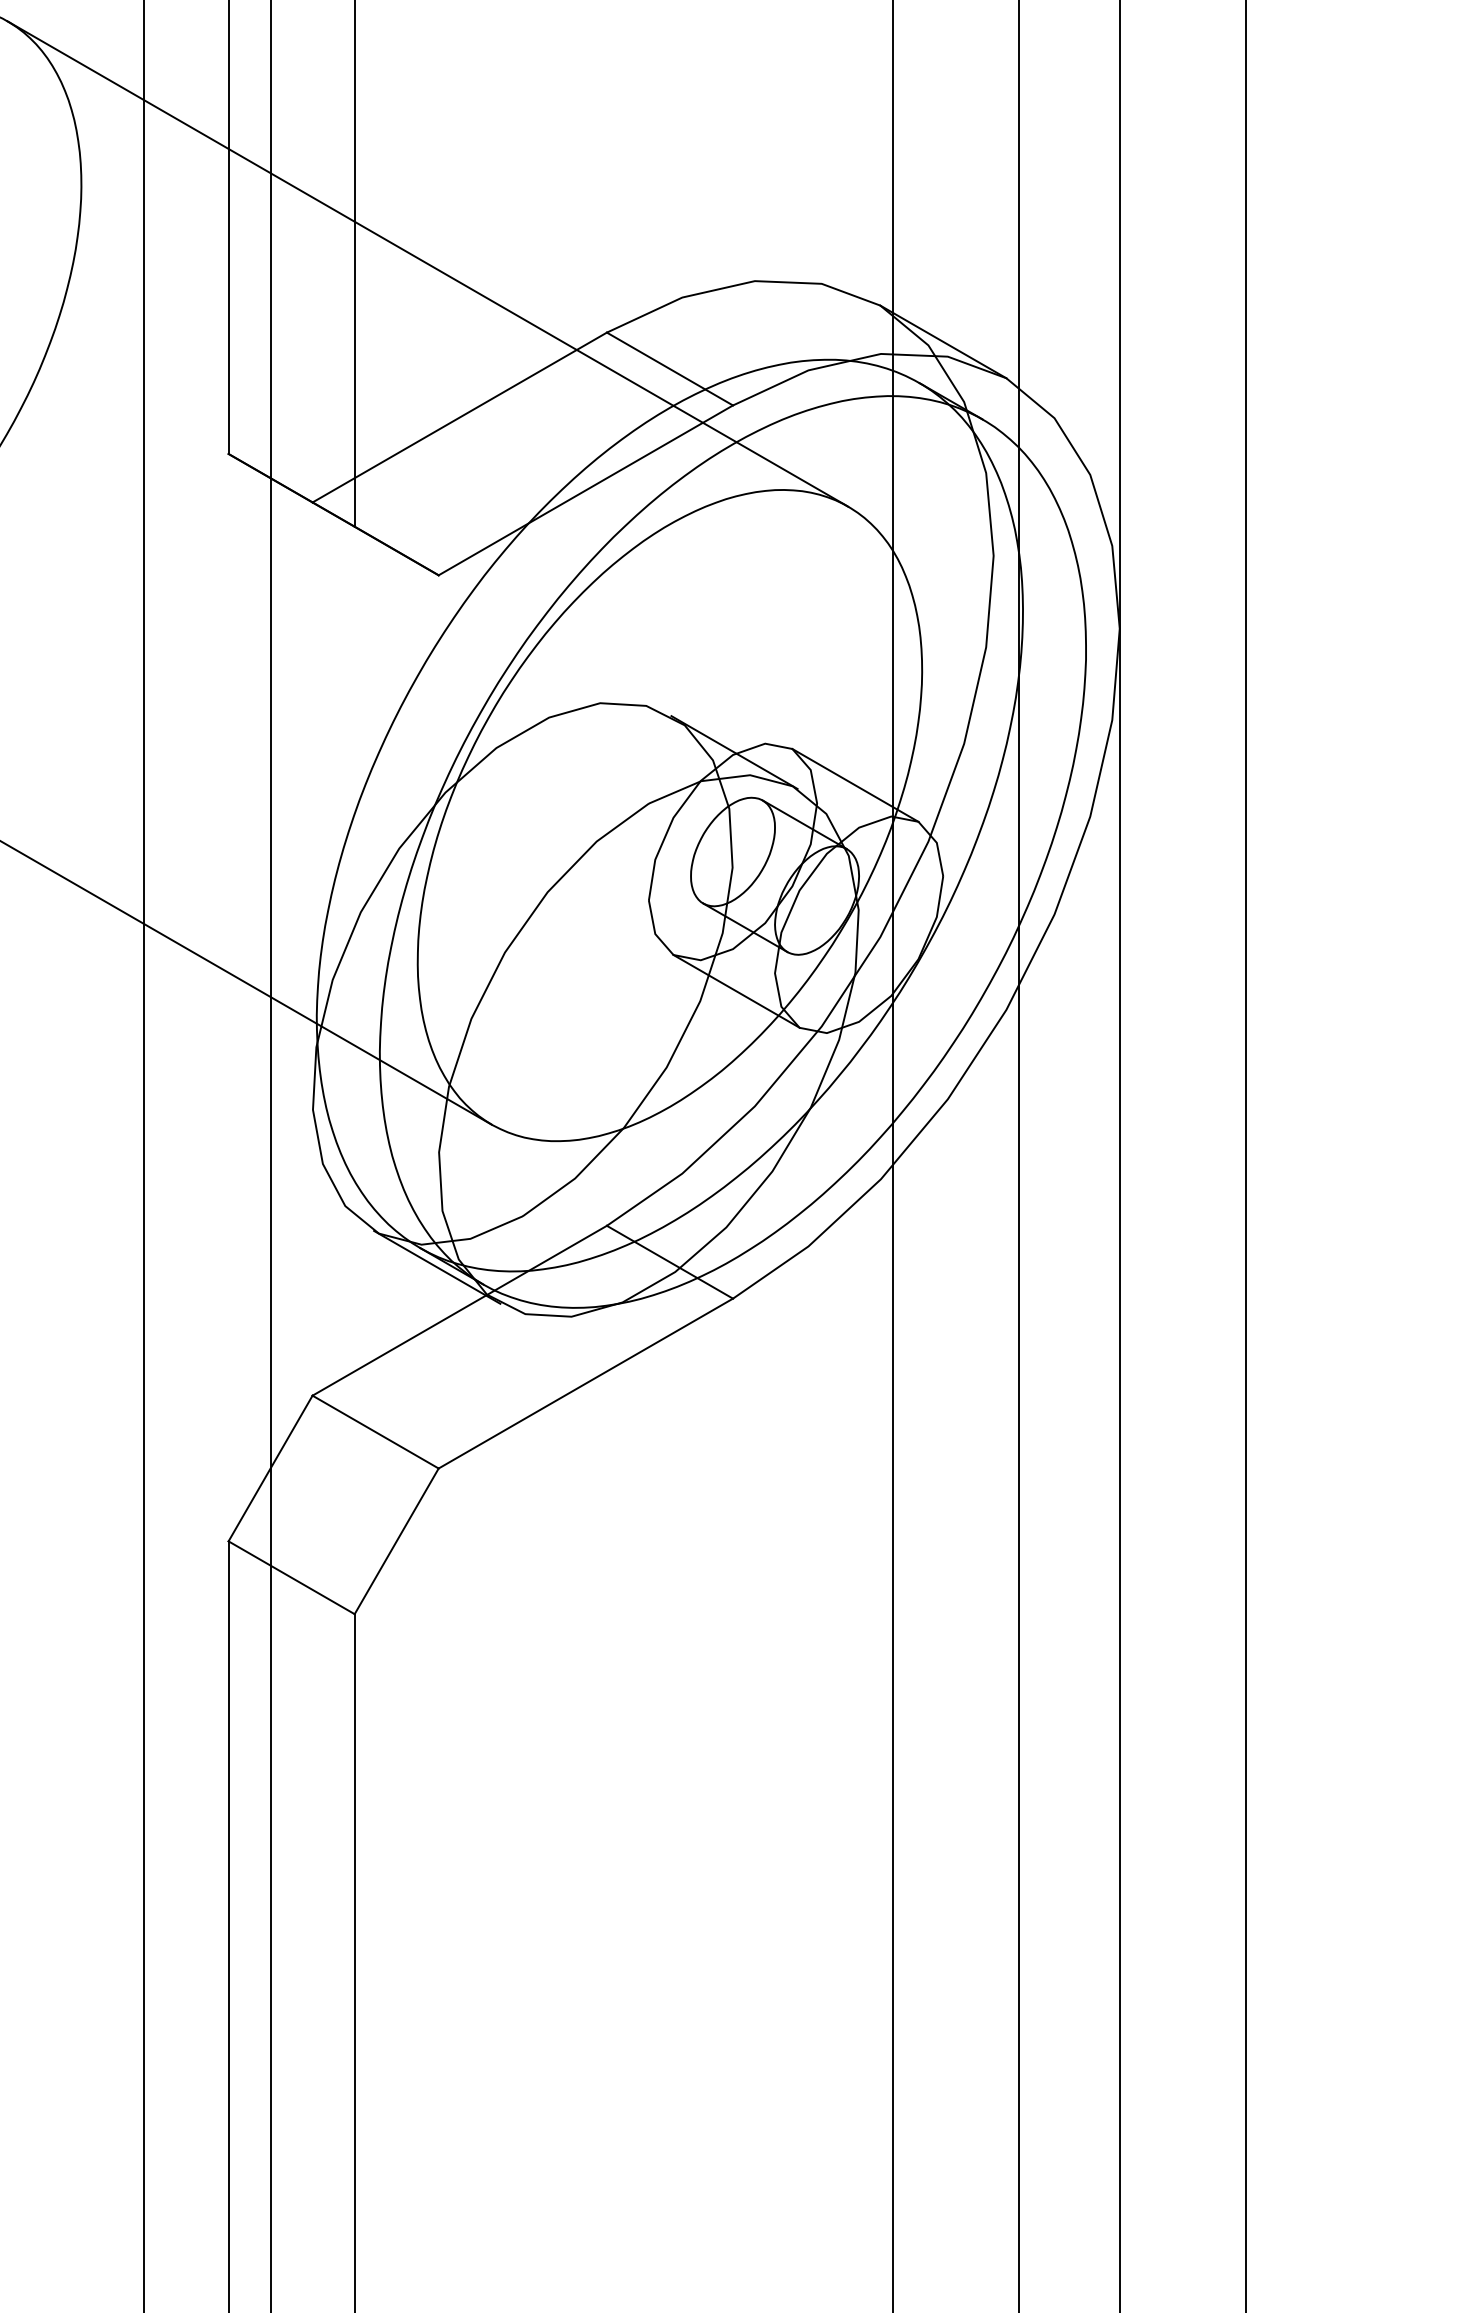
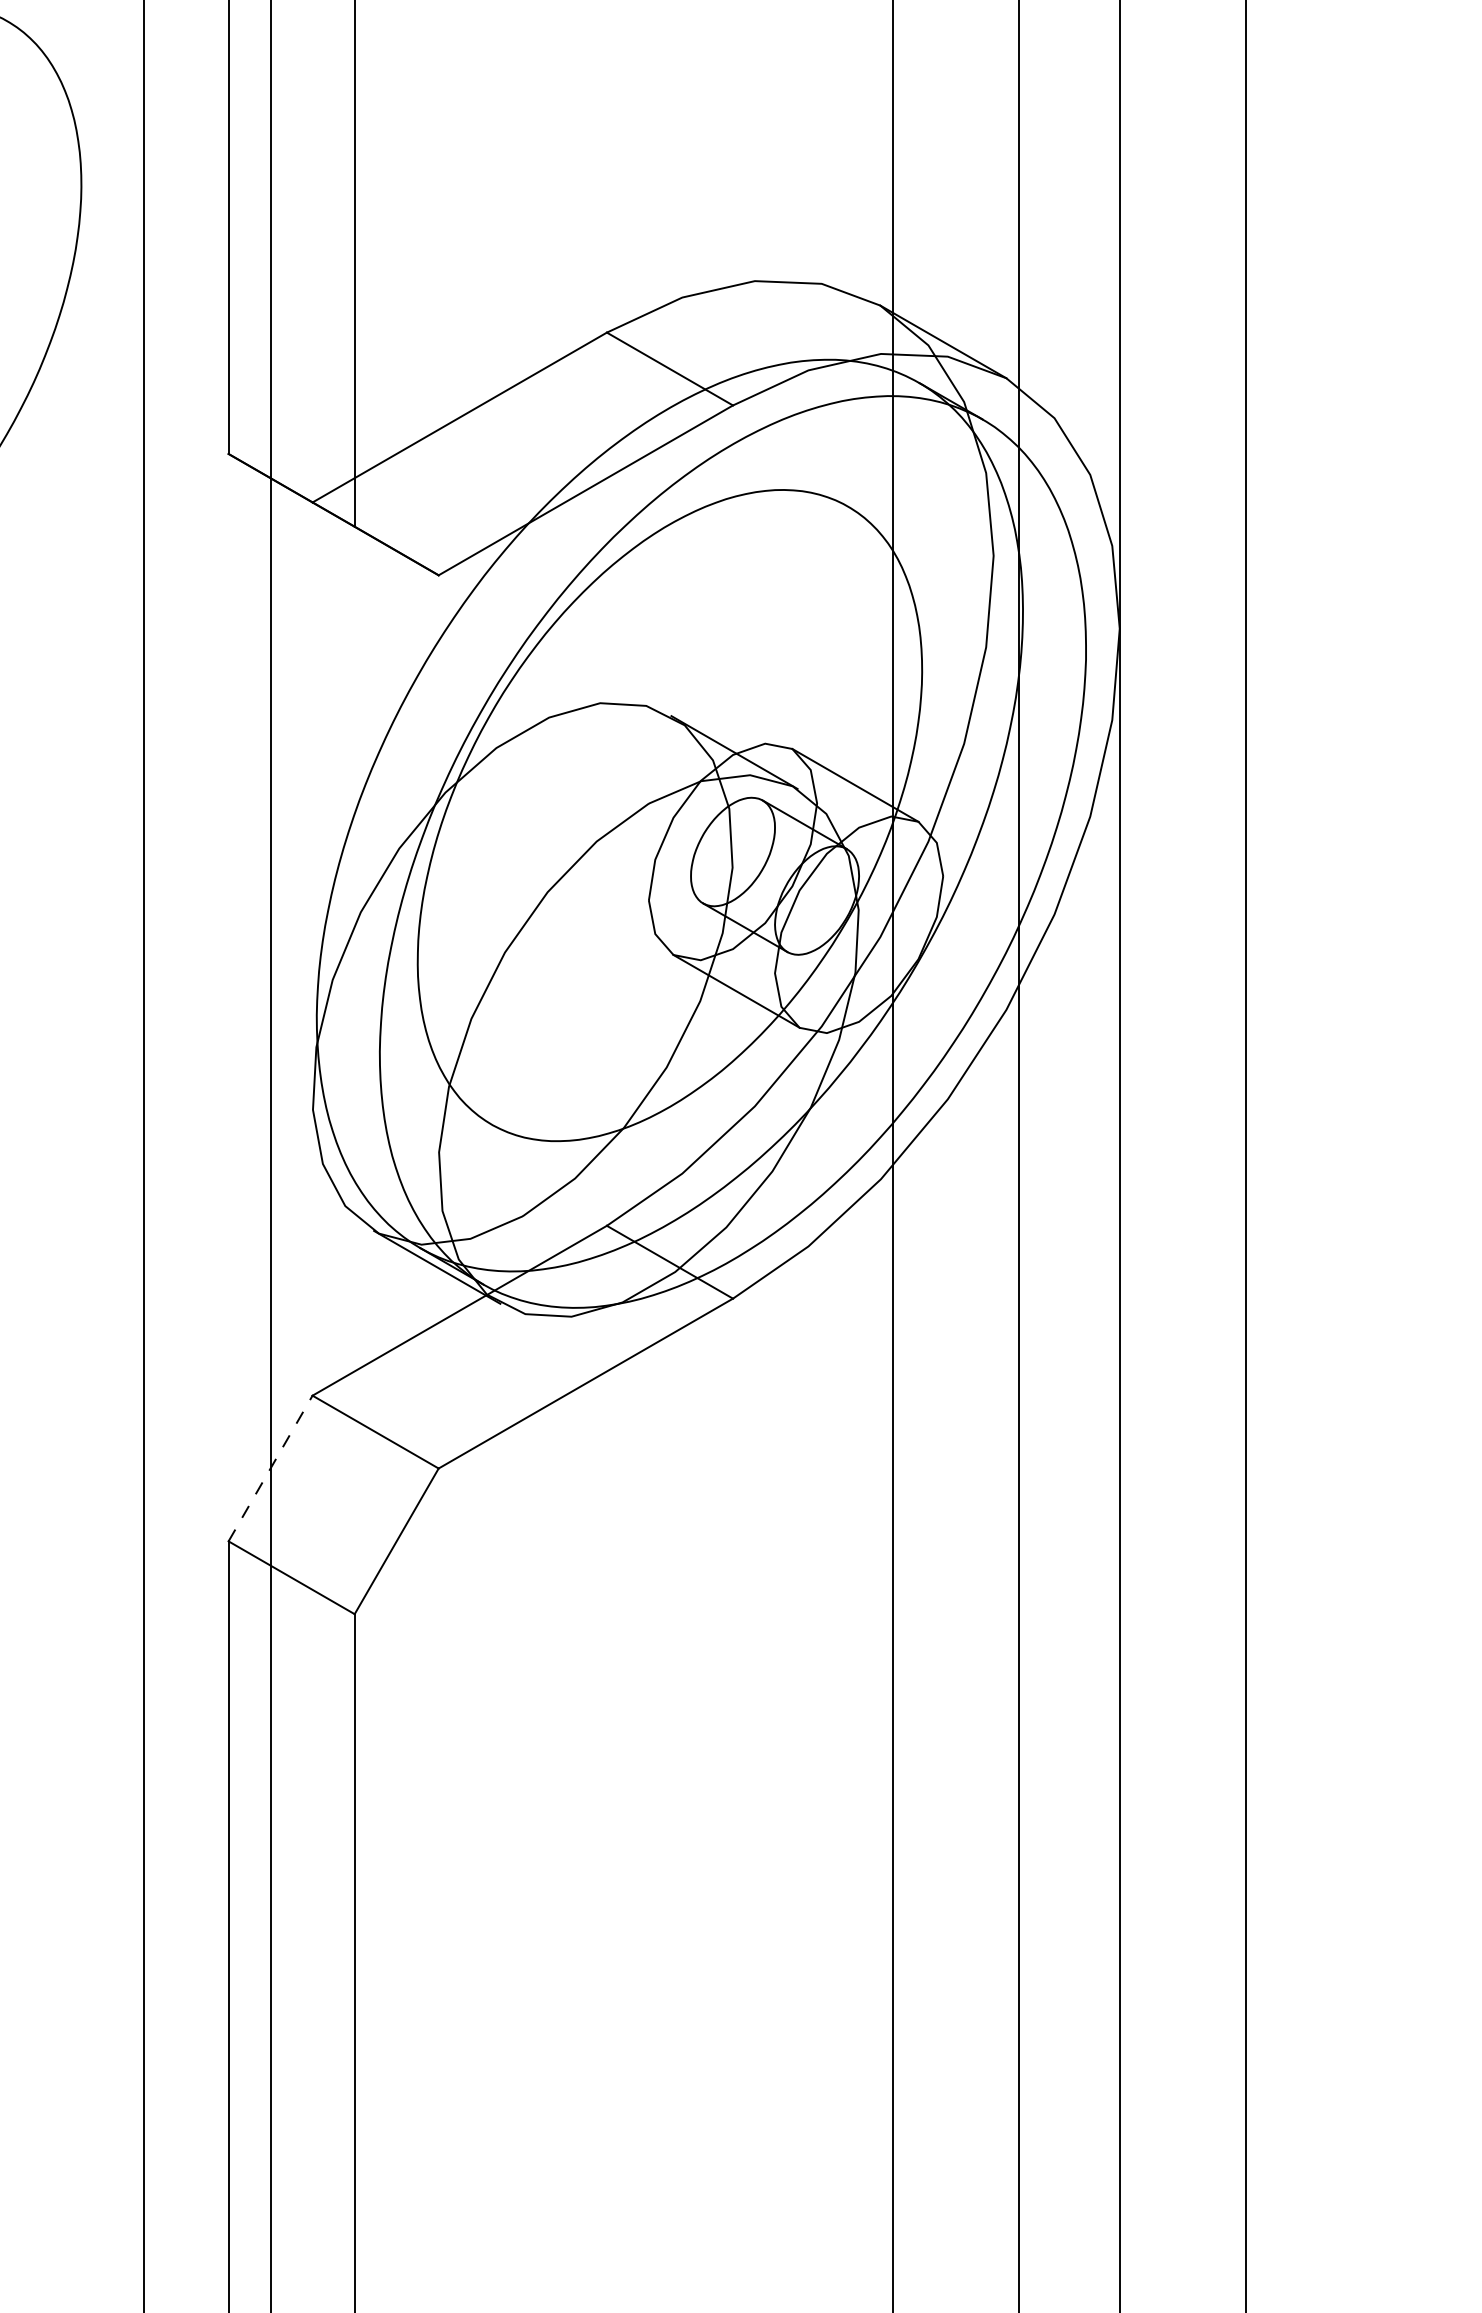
line: present -> none (427, 263)
line: present -> none (246, 983)
line: solid -> dashed (270, 1468)
